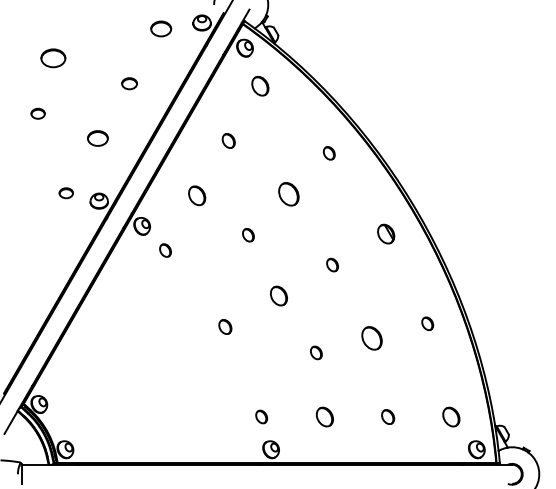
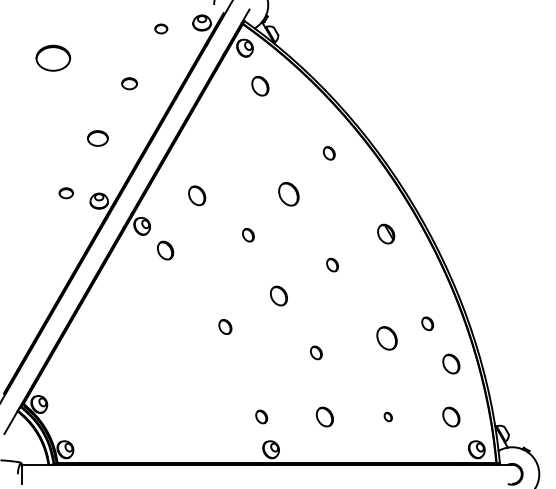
part size: 23x18 px -> 15x12 px (161, 28)
part size: 27x21 px -> 37x28 px (53, 57)
part: present -> none (37, 113)
part: present -> none (228, 140)
part size: 13x15 px -> 18x21 px (165, 250)
part position: (371, 338) -> (386, 338) (386, 338)
part: none -> present (451, 363)
part size: 15x16 px -> 10x12 px (387, 416)
